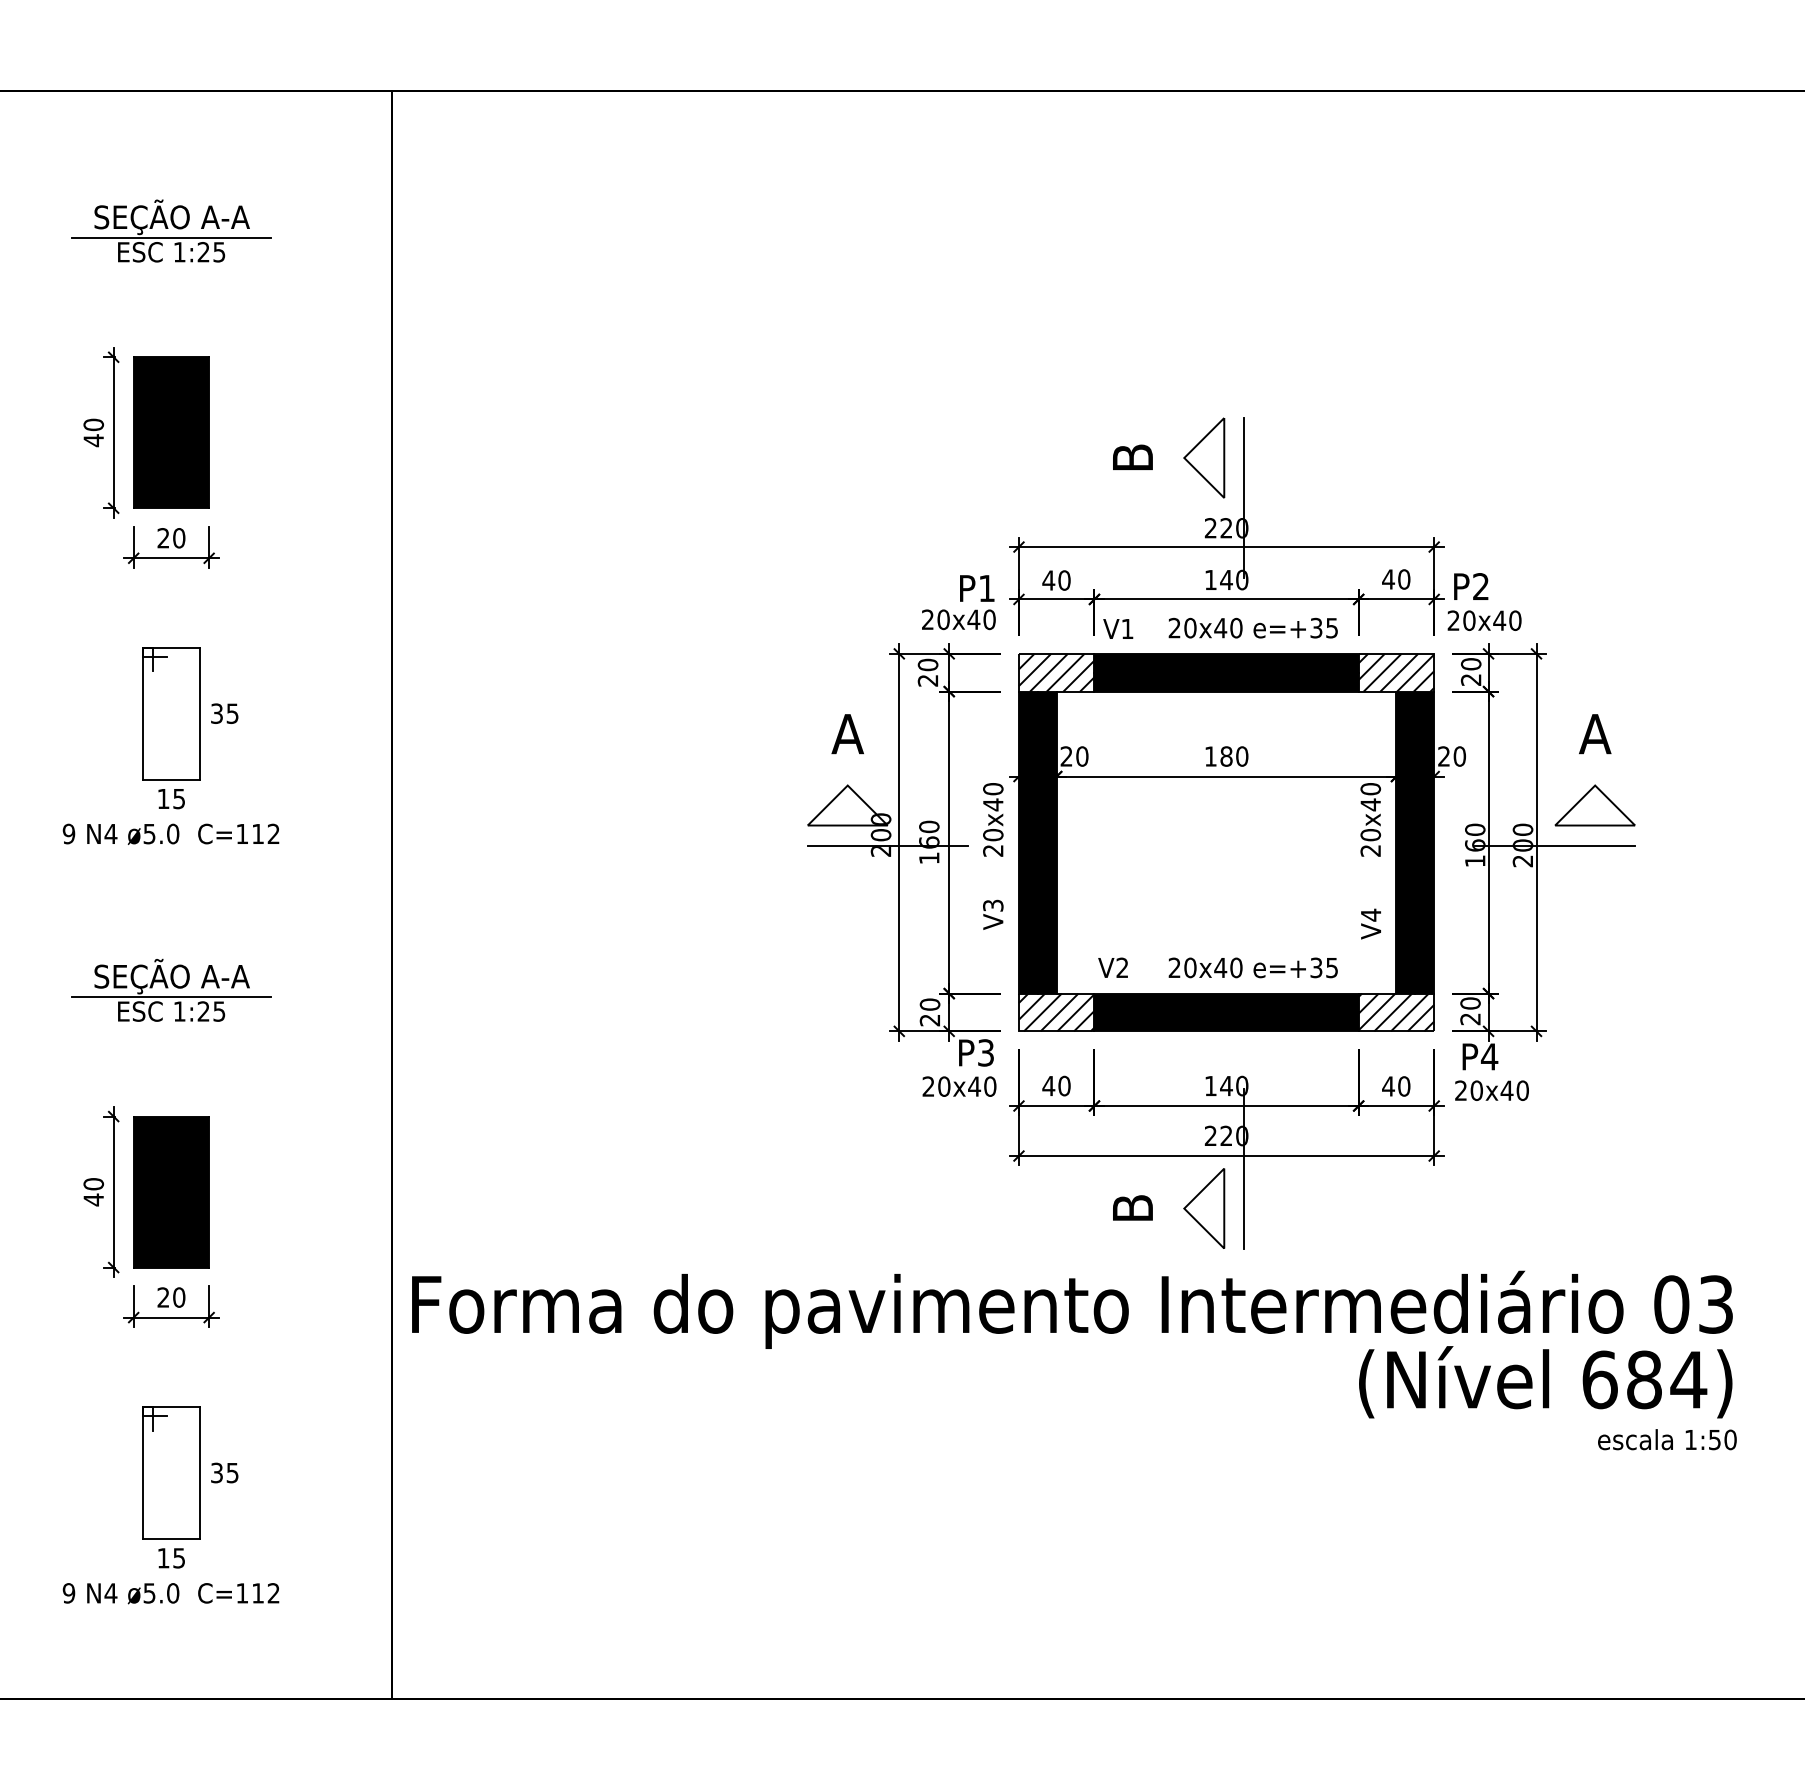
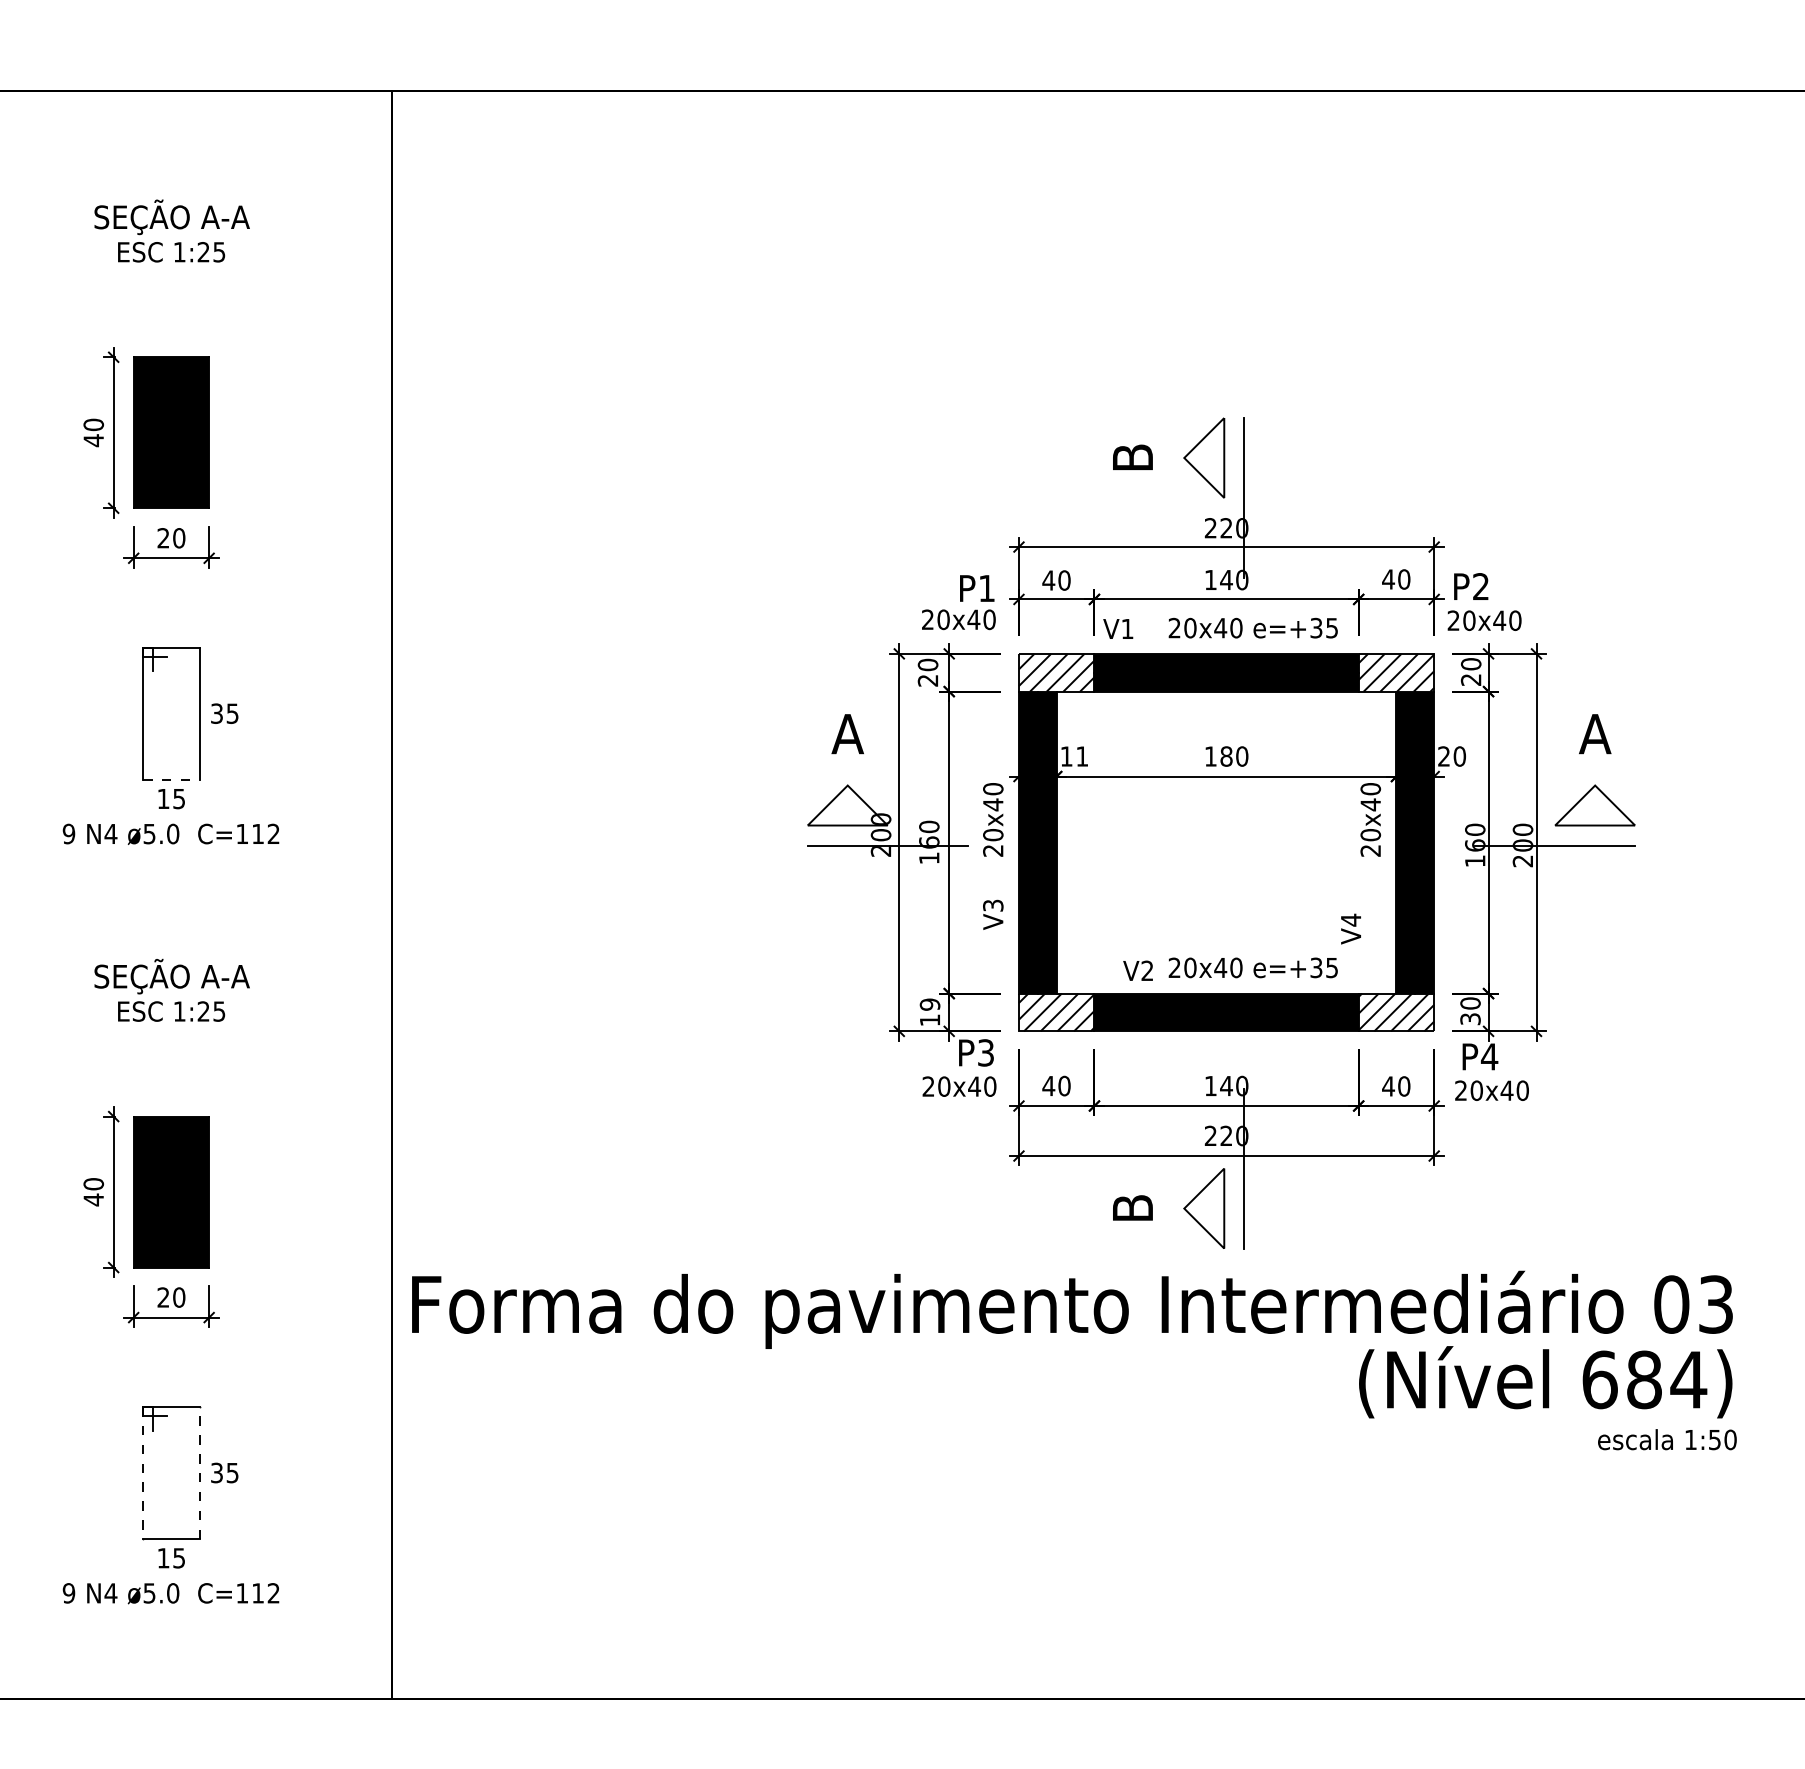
line: present -> none (171, 237)
text: 20 -> 11 (1074, 756)
line: solid -> dashed (171, 779)
text position: (1370, 923) -> (1350, 928) (1350, 928)
text position: (1112, 967) -> (1137, 970) (1137, 970)
line: present -> none (171, 997)
text: 20 -> 19 (929, 1012)
text: 20 -> 30 (1470, 1019)
line: solid -> dashed (199, 1472)
line: solid -> dashed (143, 1473)
